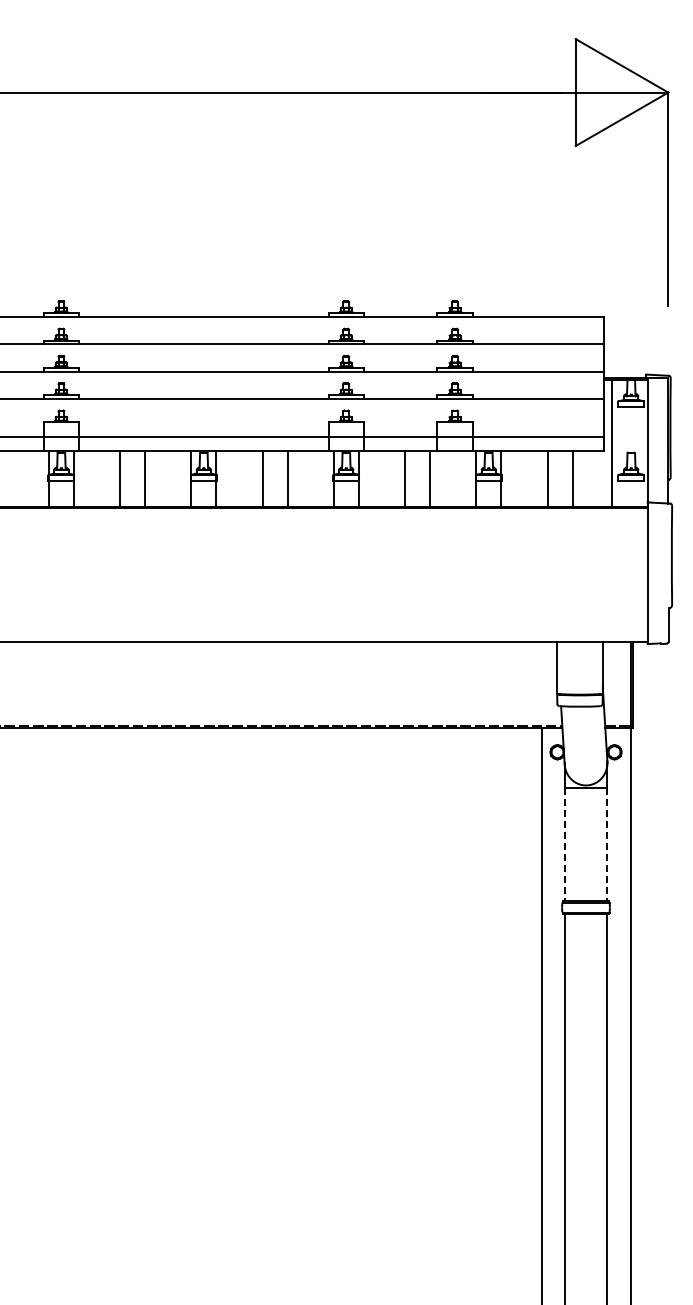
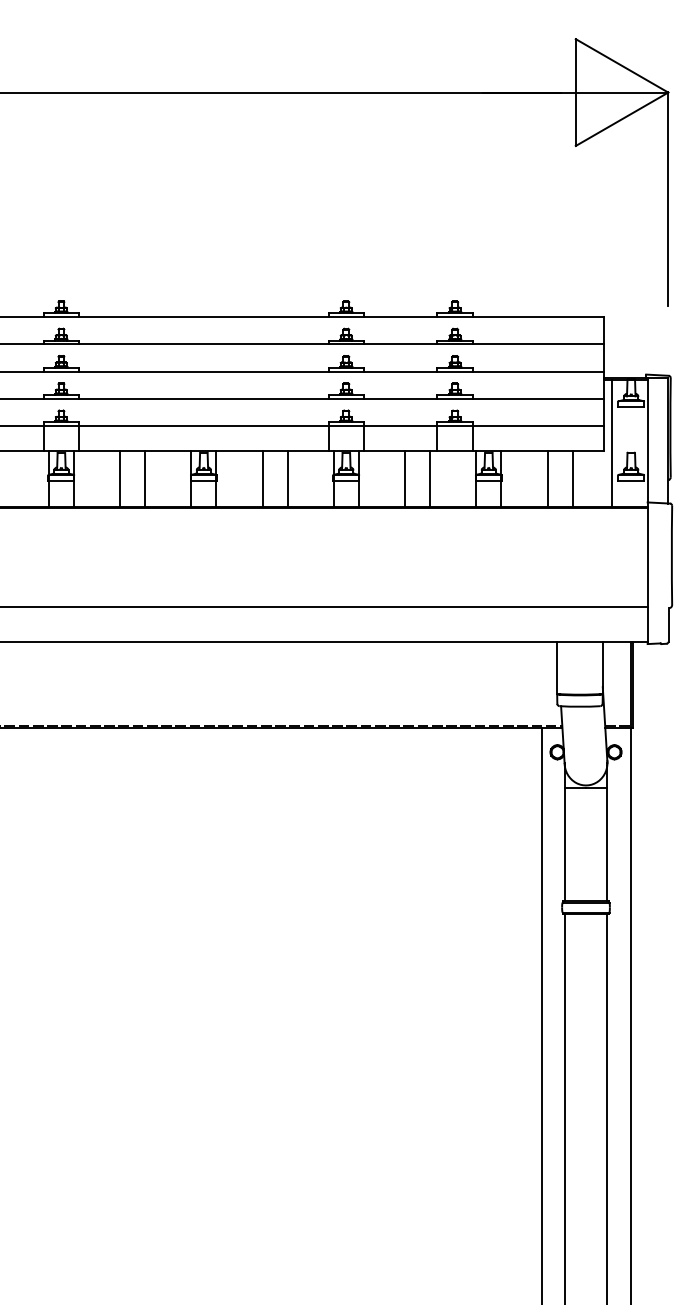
line position: (302, 436) -> (302, 425) (302, 425)
line: none -> present (324, 606)
line: dashed -> solid (564, 844)
line: dashed -> solid (607, 844)
